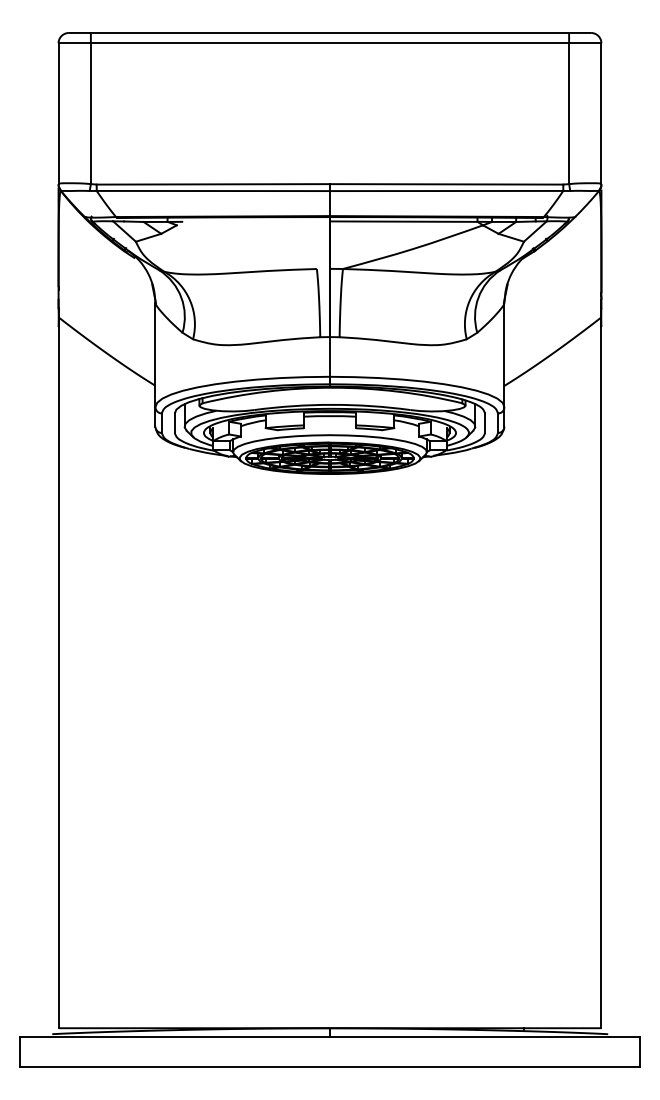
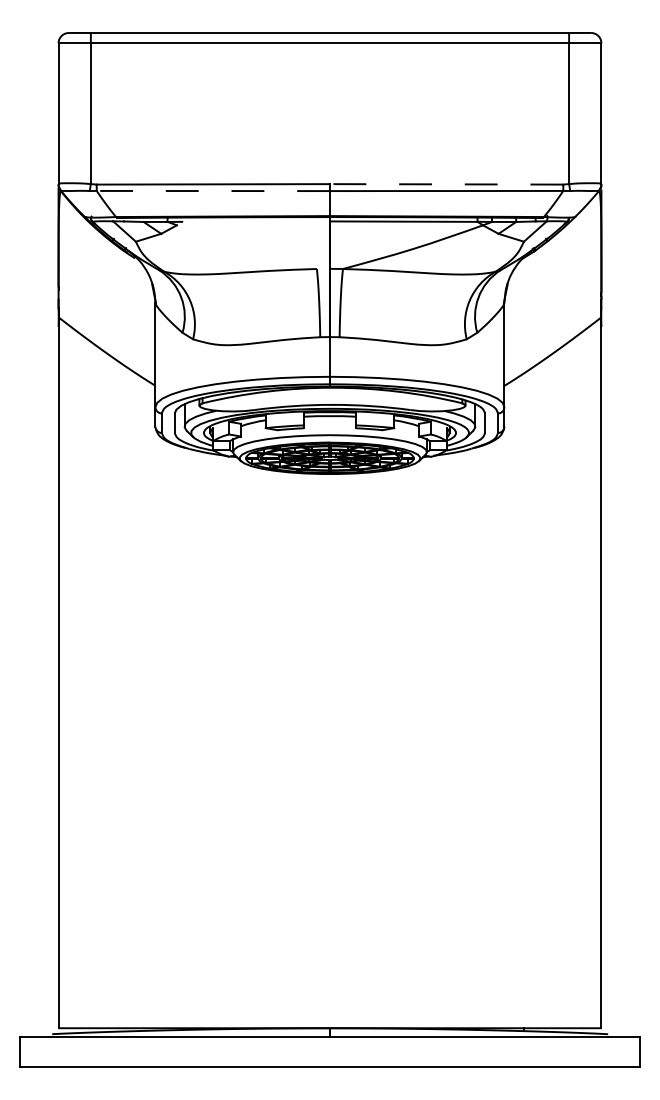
line: solid -> dashed (446, 184)
line: solid -> dashed (213, 191)
